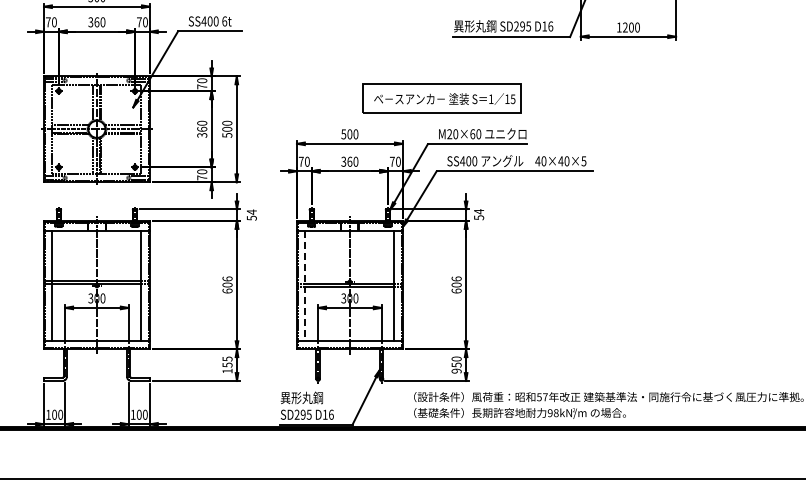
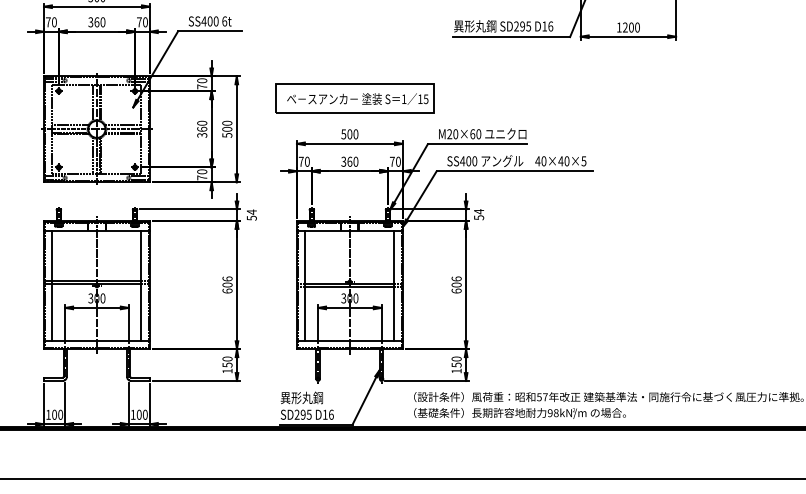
part position: (441, 98) -> (354, 98) (354, 98)
line: dashed -> solid (305, 286)
text: 155 -> 150 (227, 358)
text: 950 -> 150 (456, 370)
